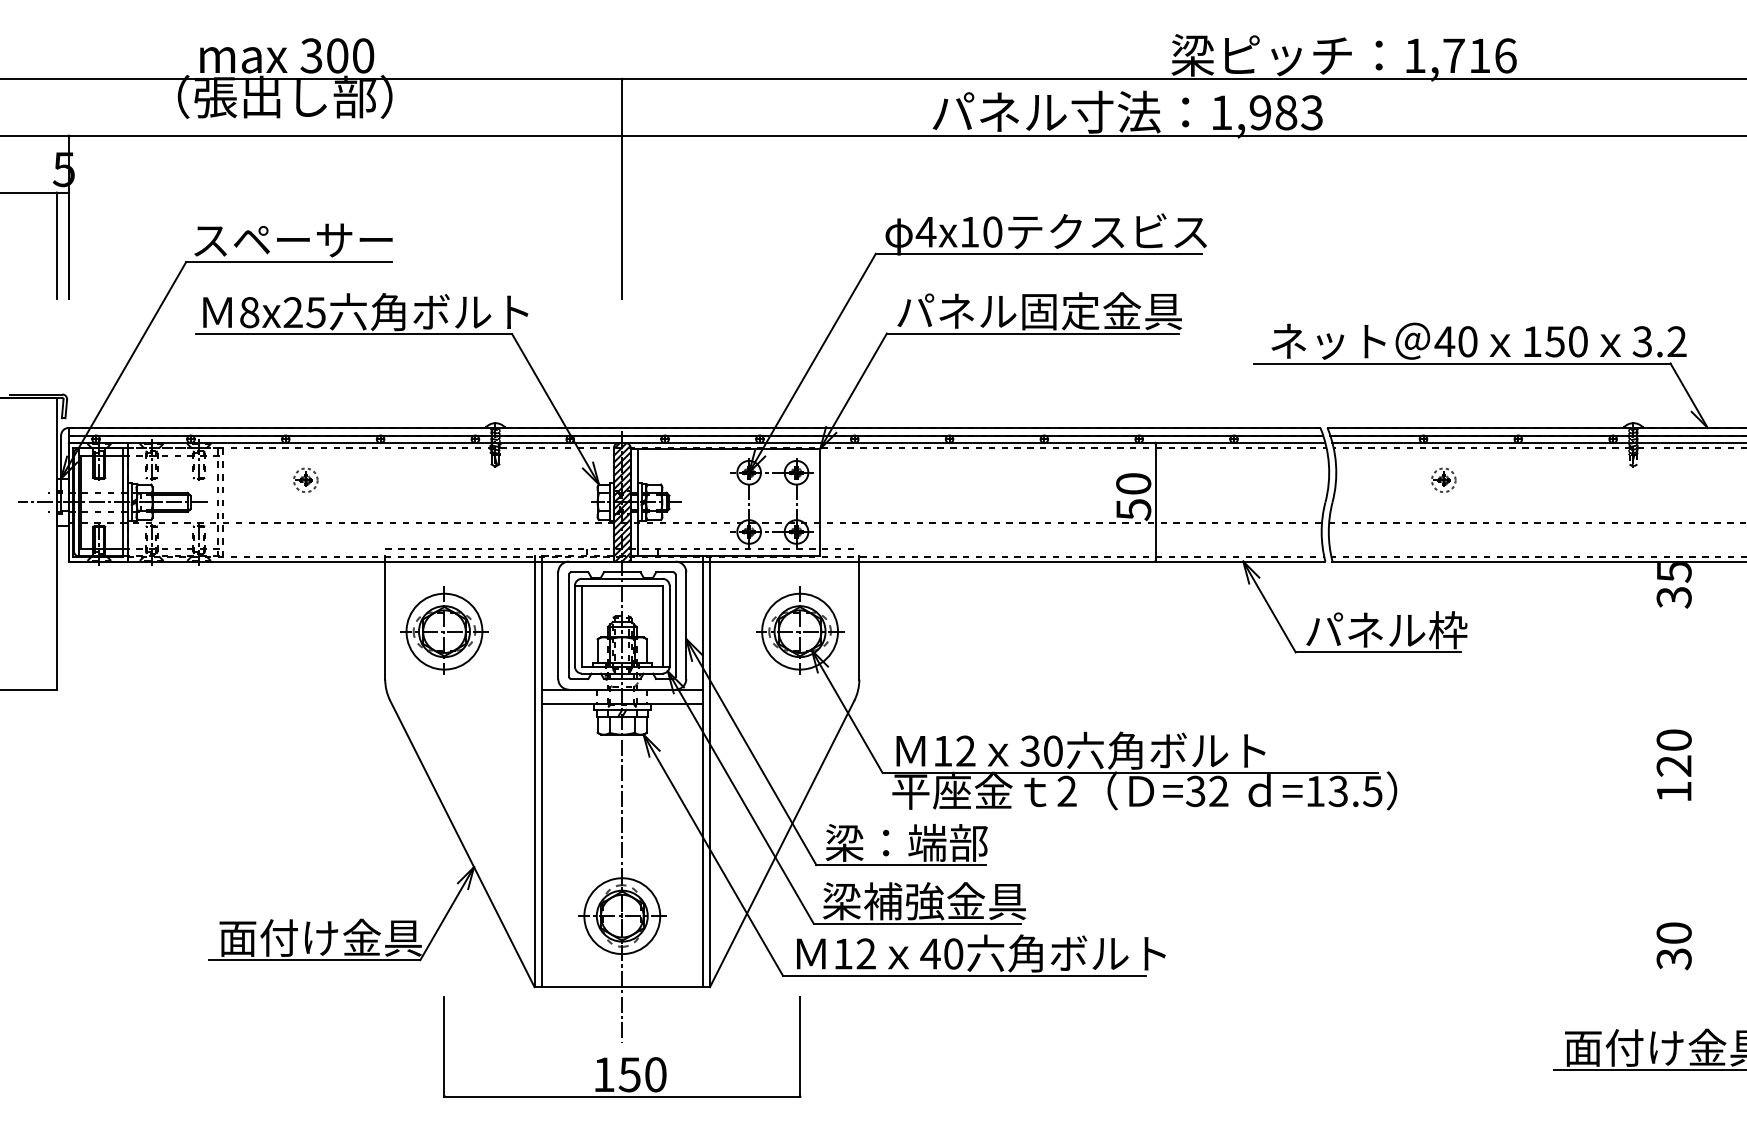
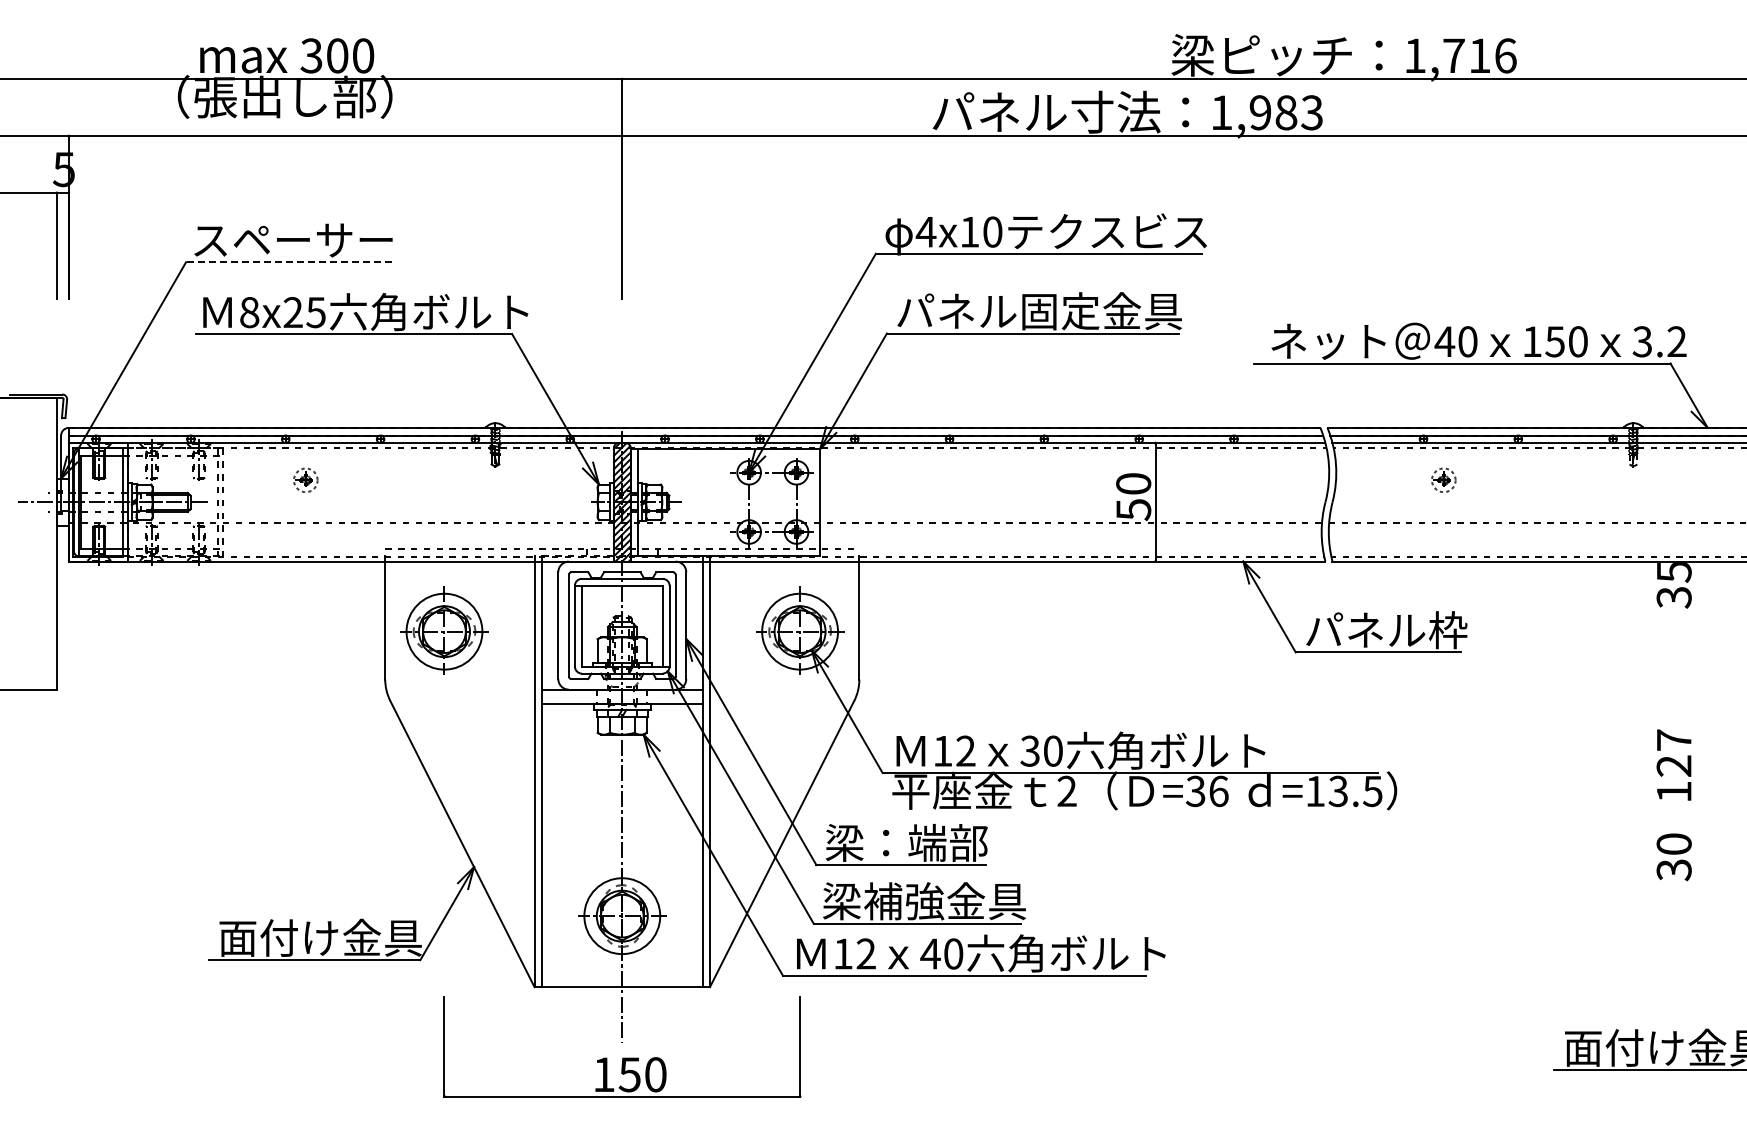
line: solid -> dashed (288, 262)
text: 120 -> 127 (1673, 739)
text: =32 -> =36 (1218, 791)
text position: (1673, 946) -> (1673, 857) (1673, 857)
